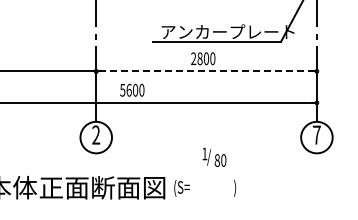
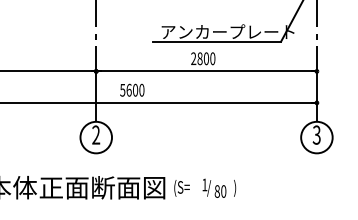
line: dashed -> solid (207, 71)
text: 7 -> 3 (316, 134)
text position: (214, 156) -> (214, 187) (214, 187)
